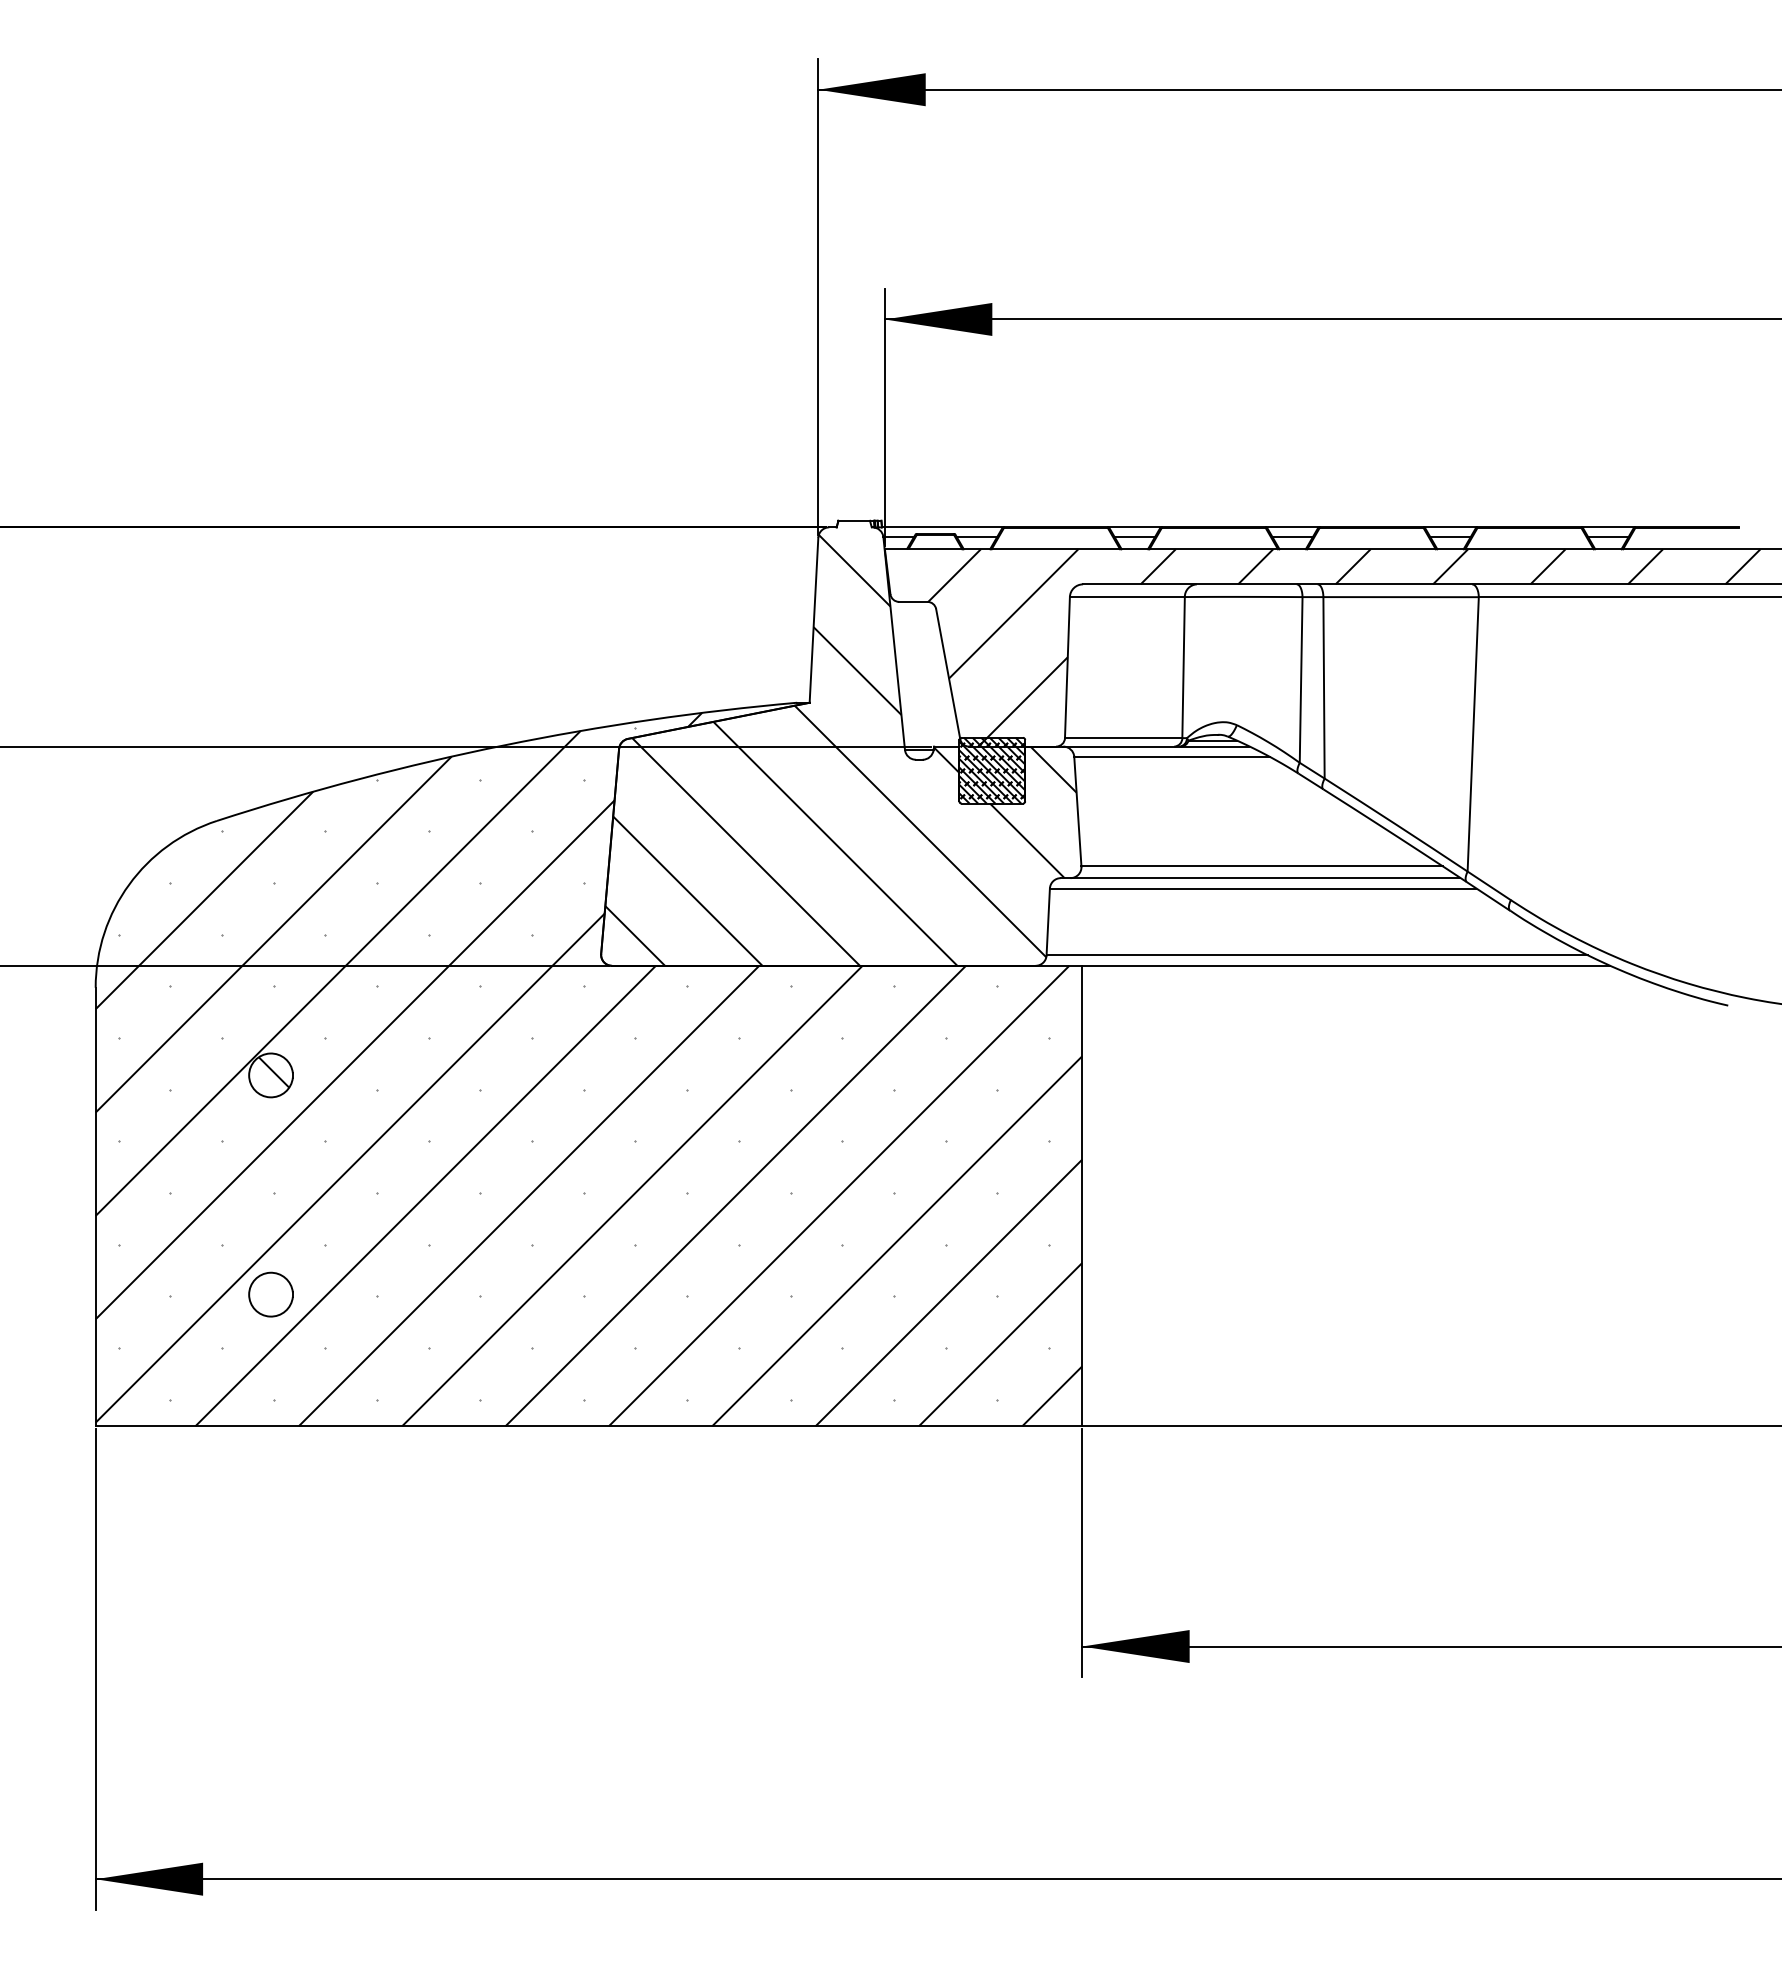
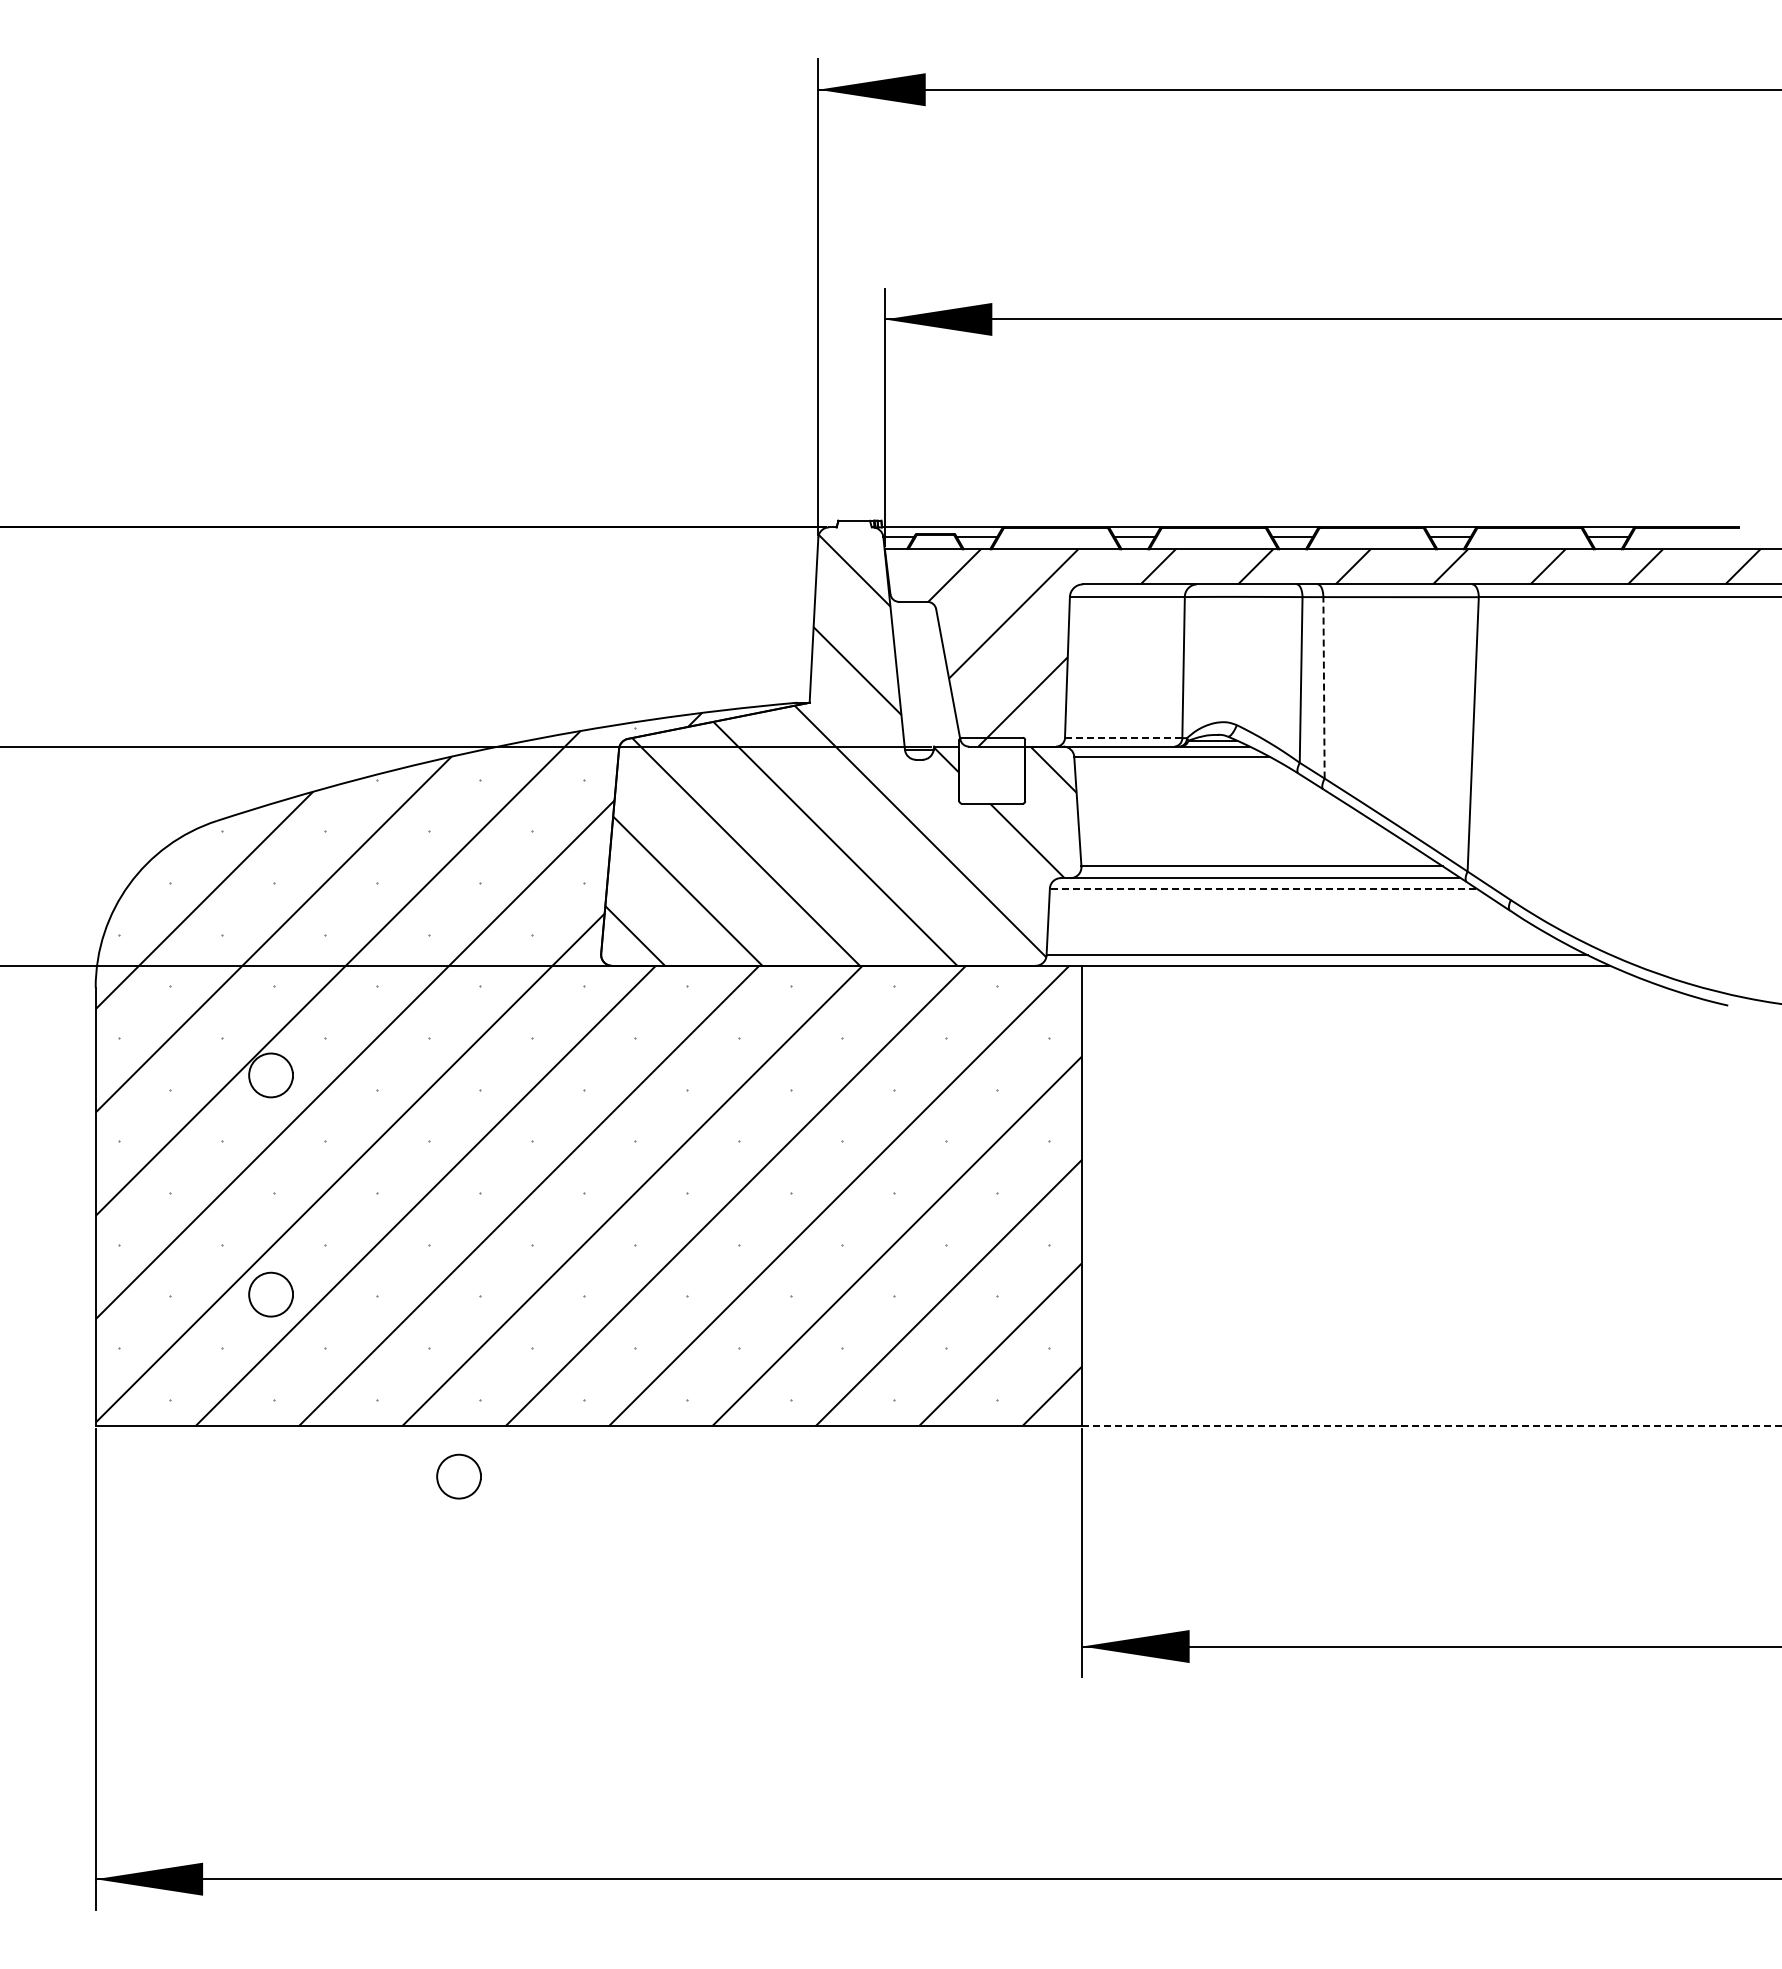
line: solid -> dashed (1324, 687)
line: solid -> dashed (1123, 738)
hatch: present -> none (992, 770)
line: solid -> dashed (1262, 888)
hatch: present -> none (273, 1072)
line: solid -> dashed (1432, 1426)
part: none -> present (458, 1476)
